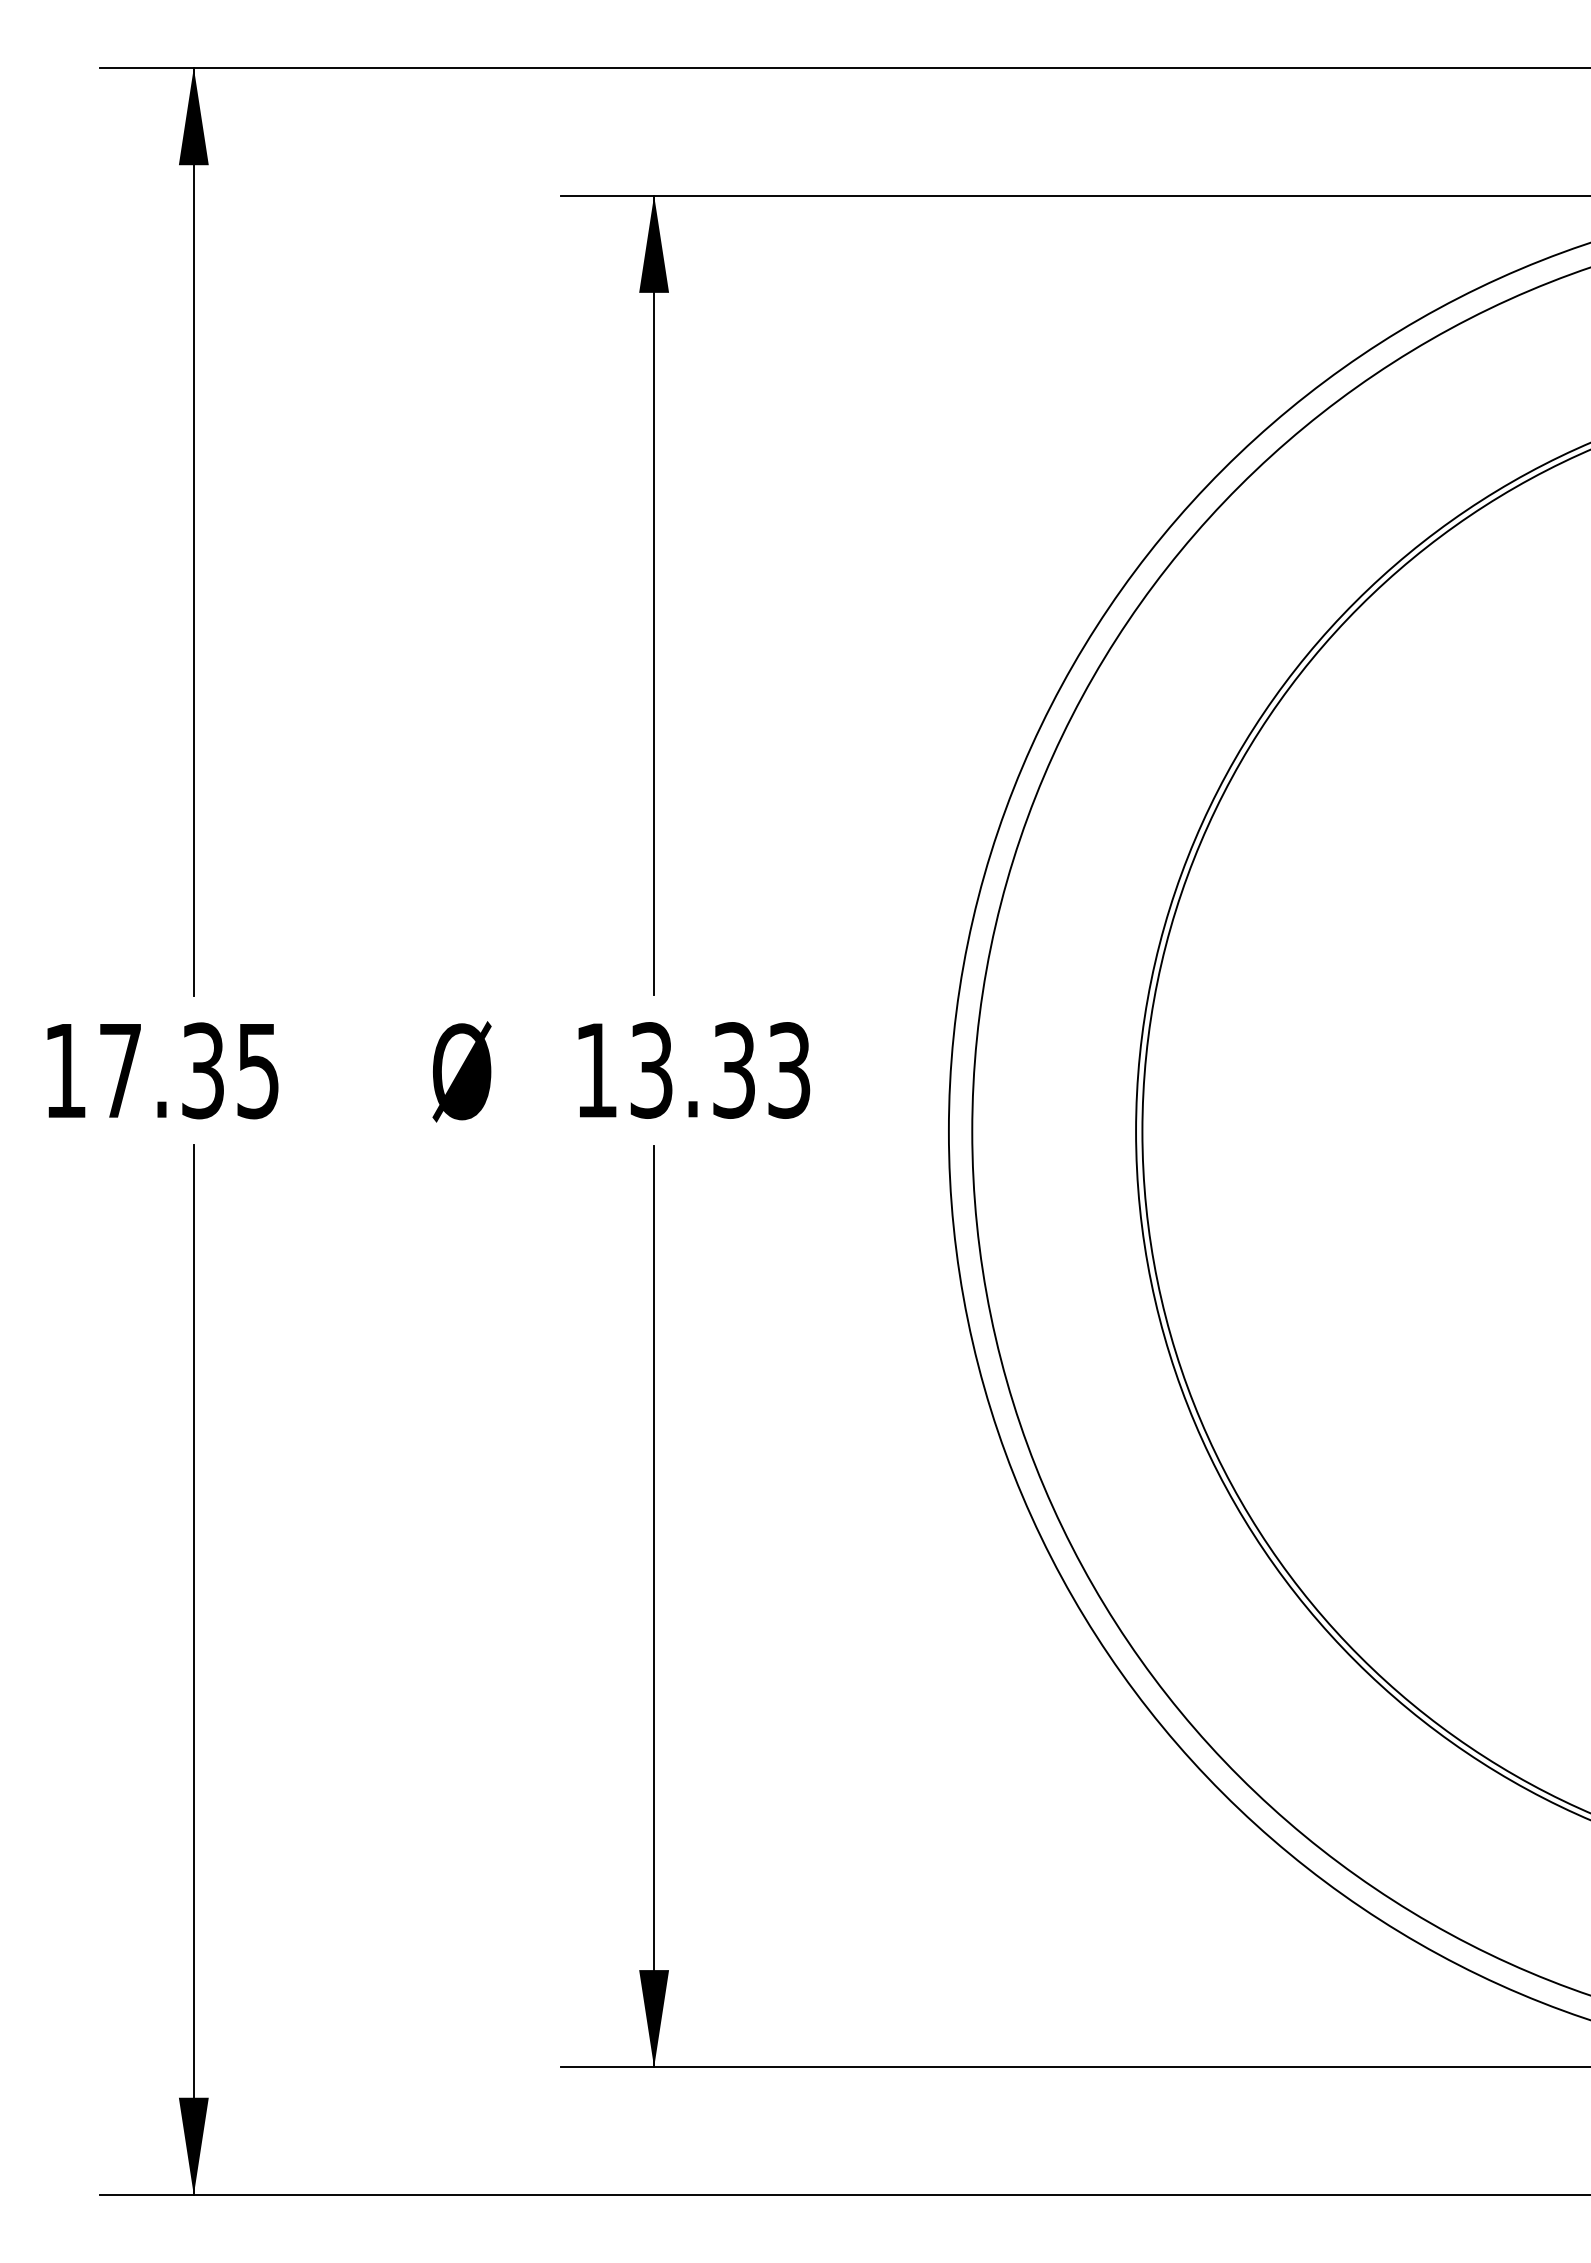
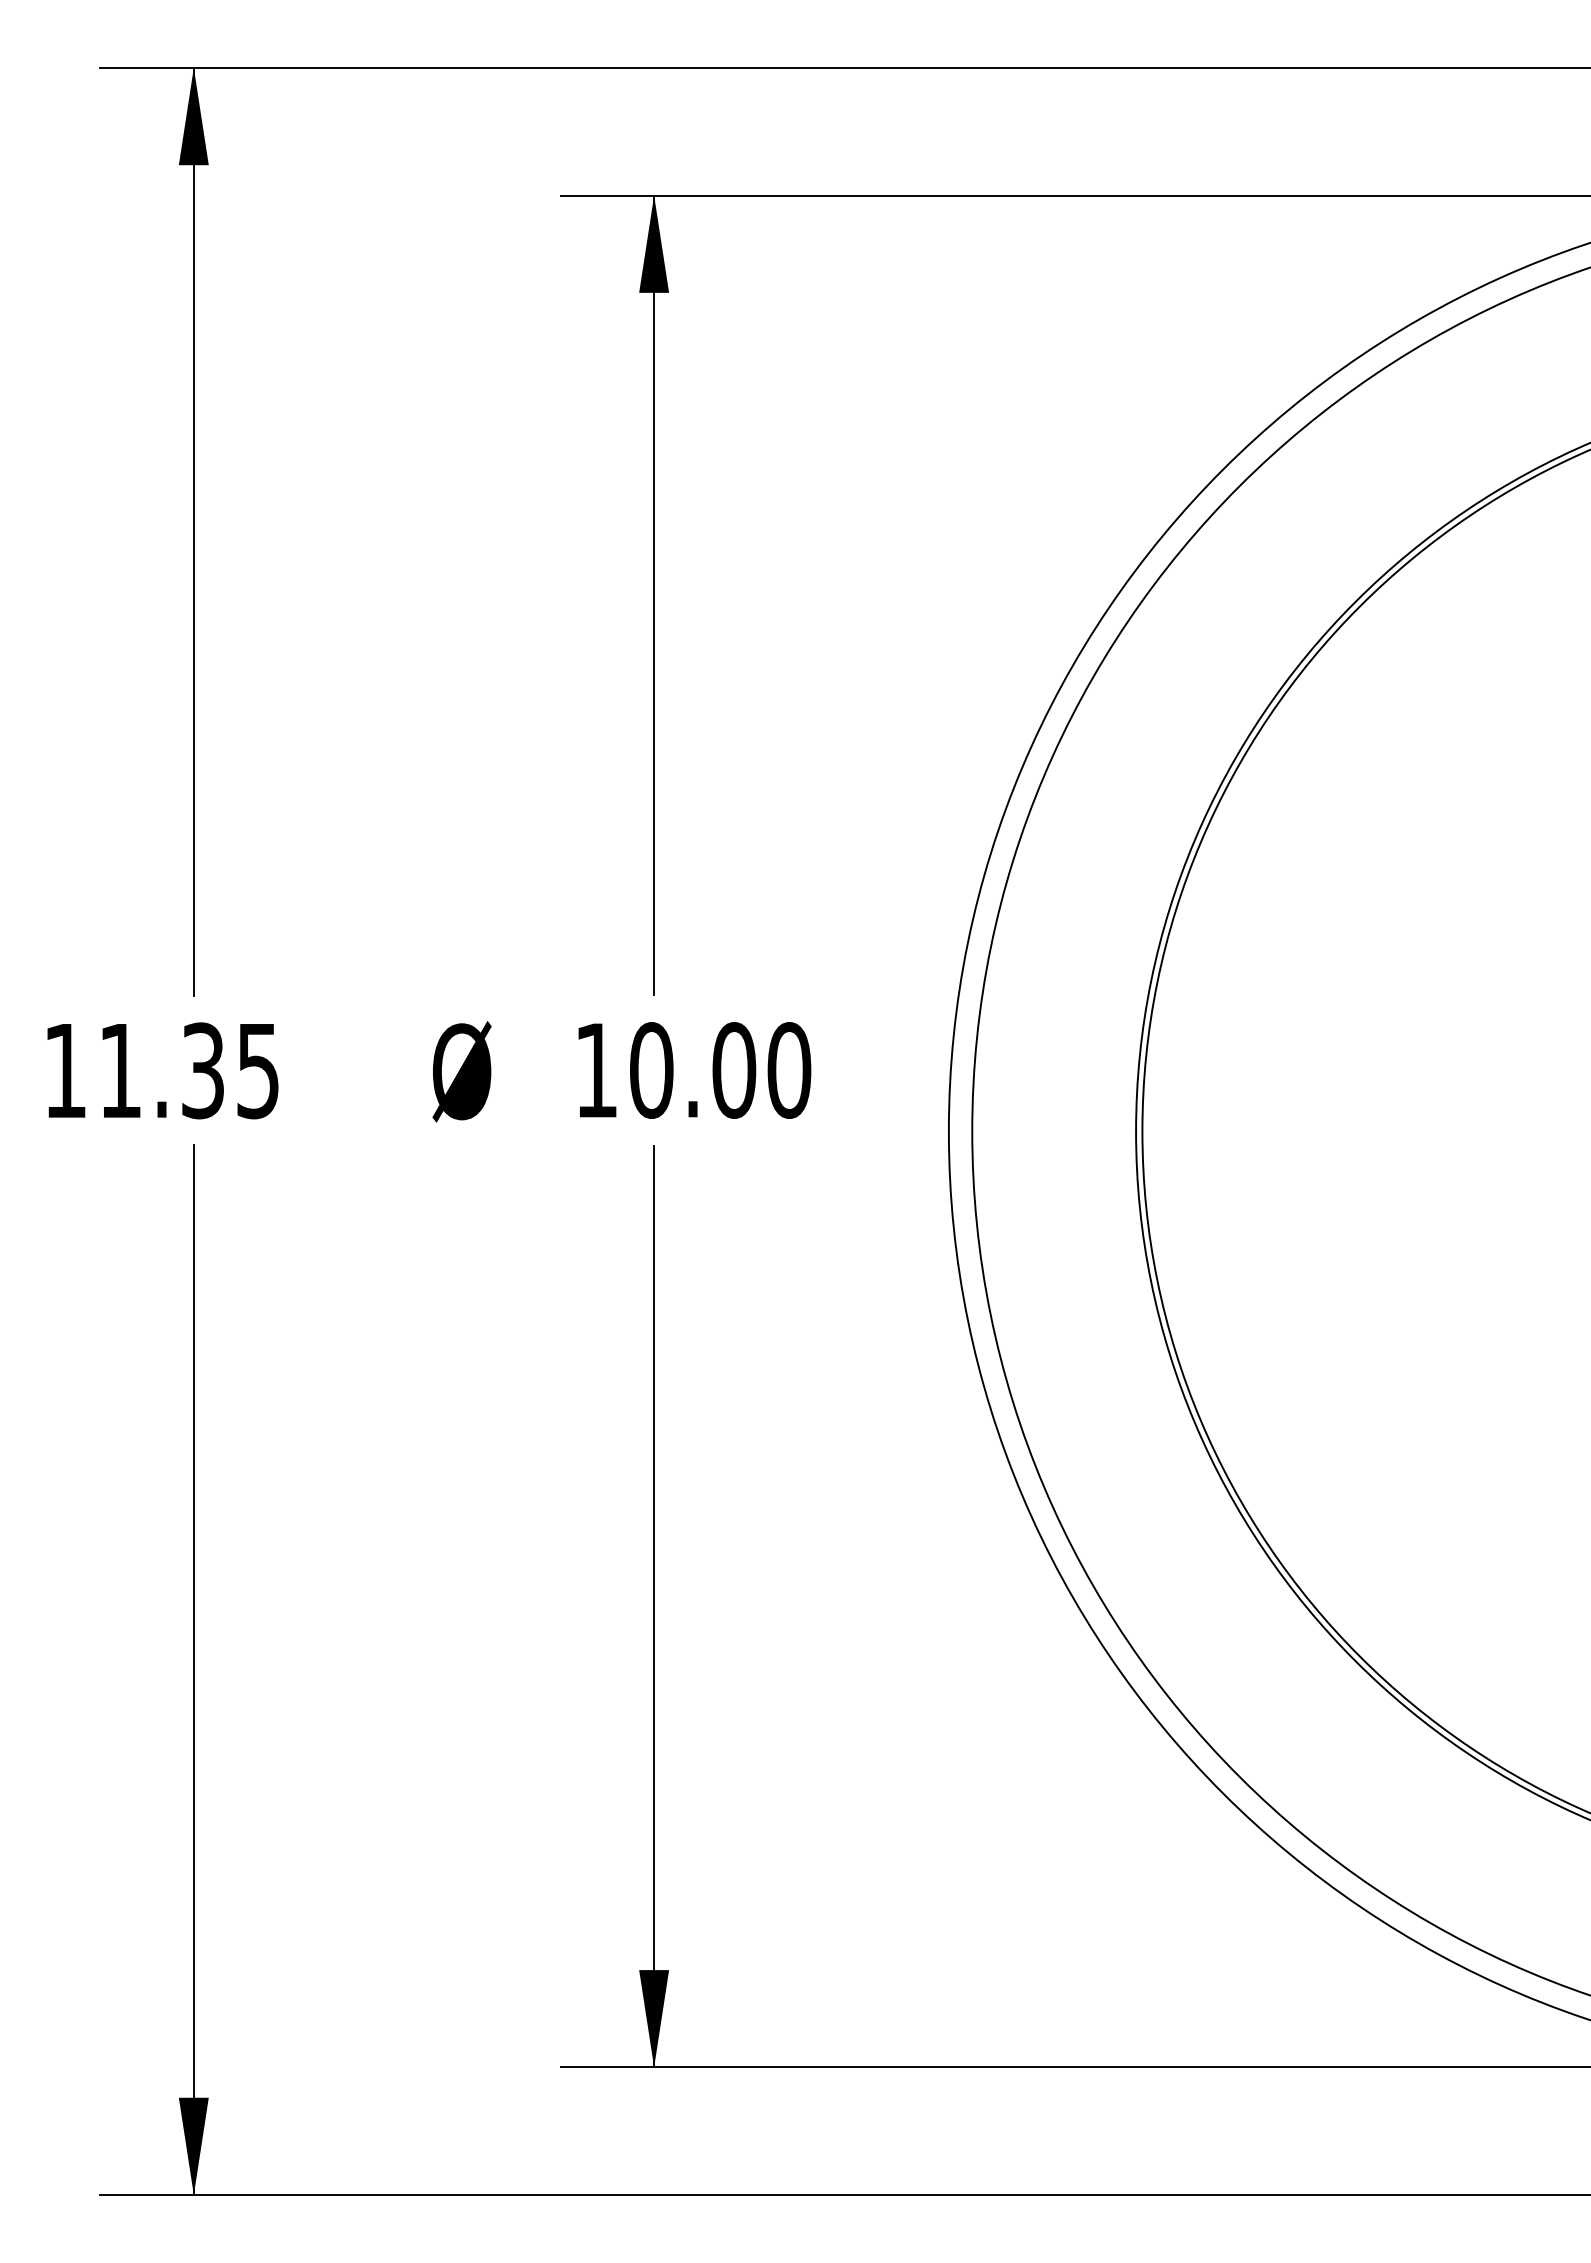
text: 17.35 -> 11.35 (120, 1070)
text: 13.33 -> 10.00 (720, 1070)
